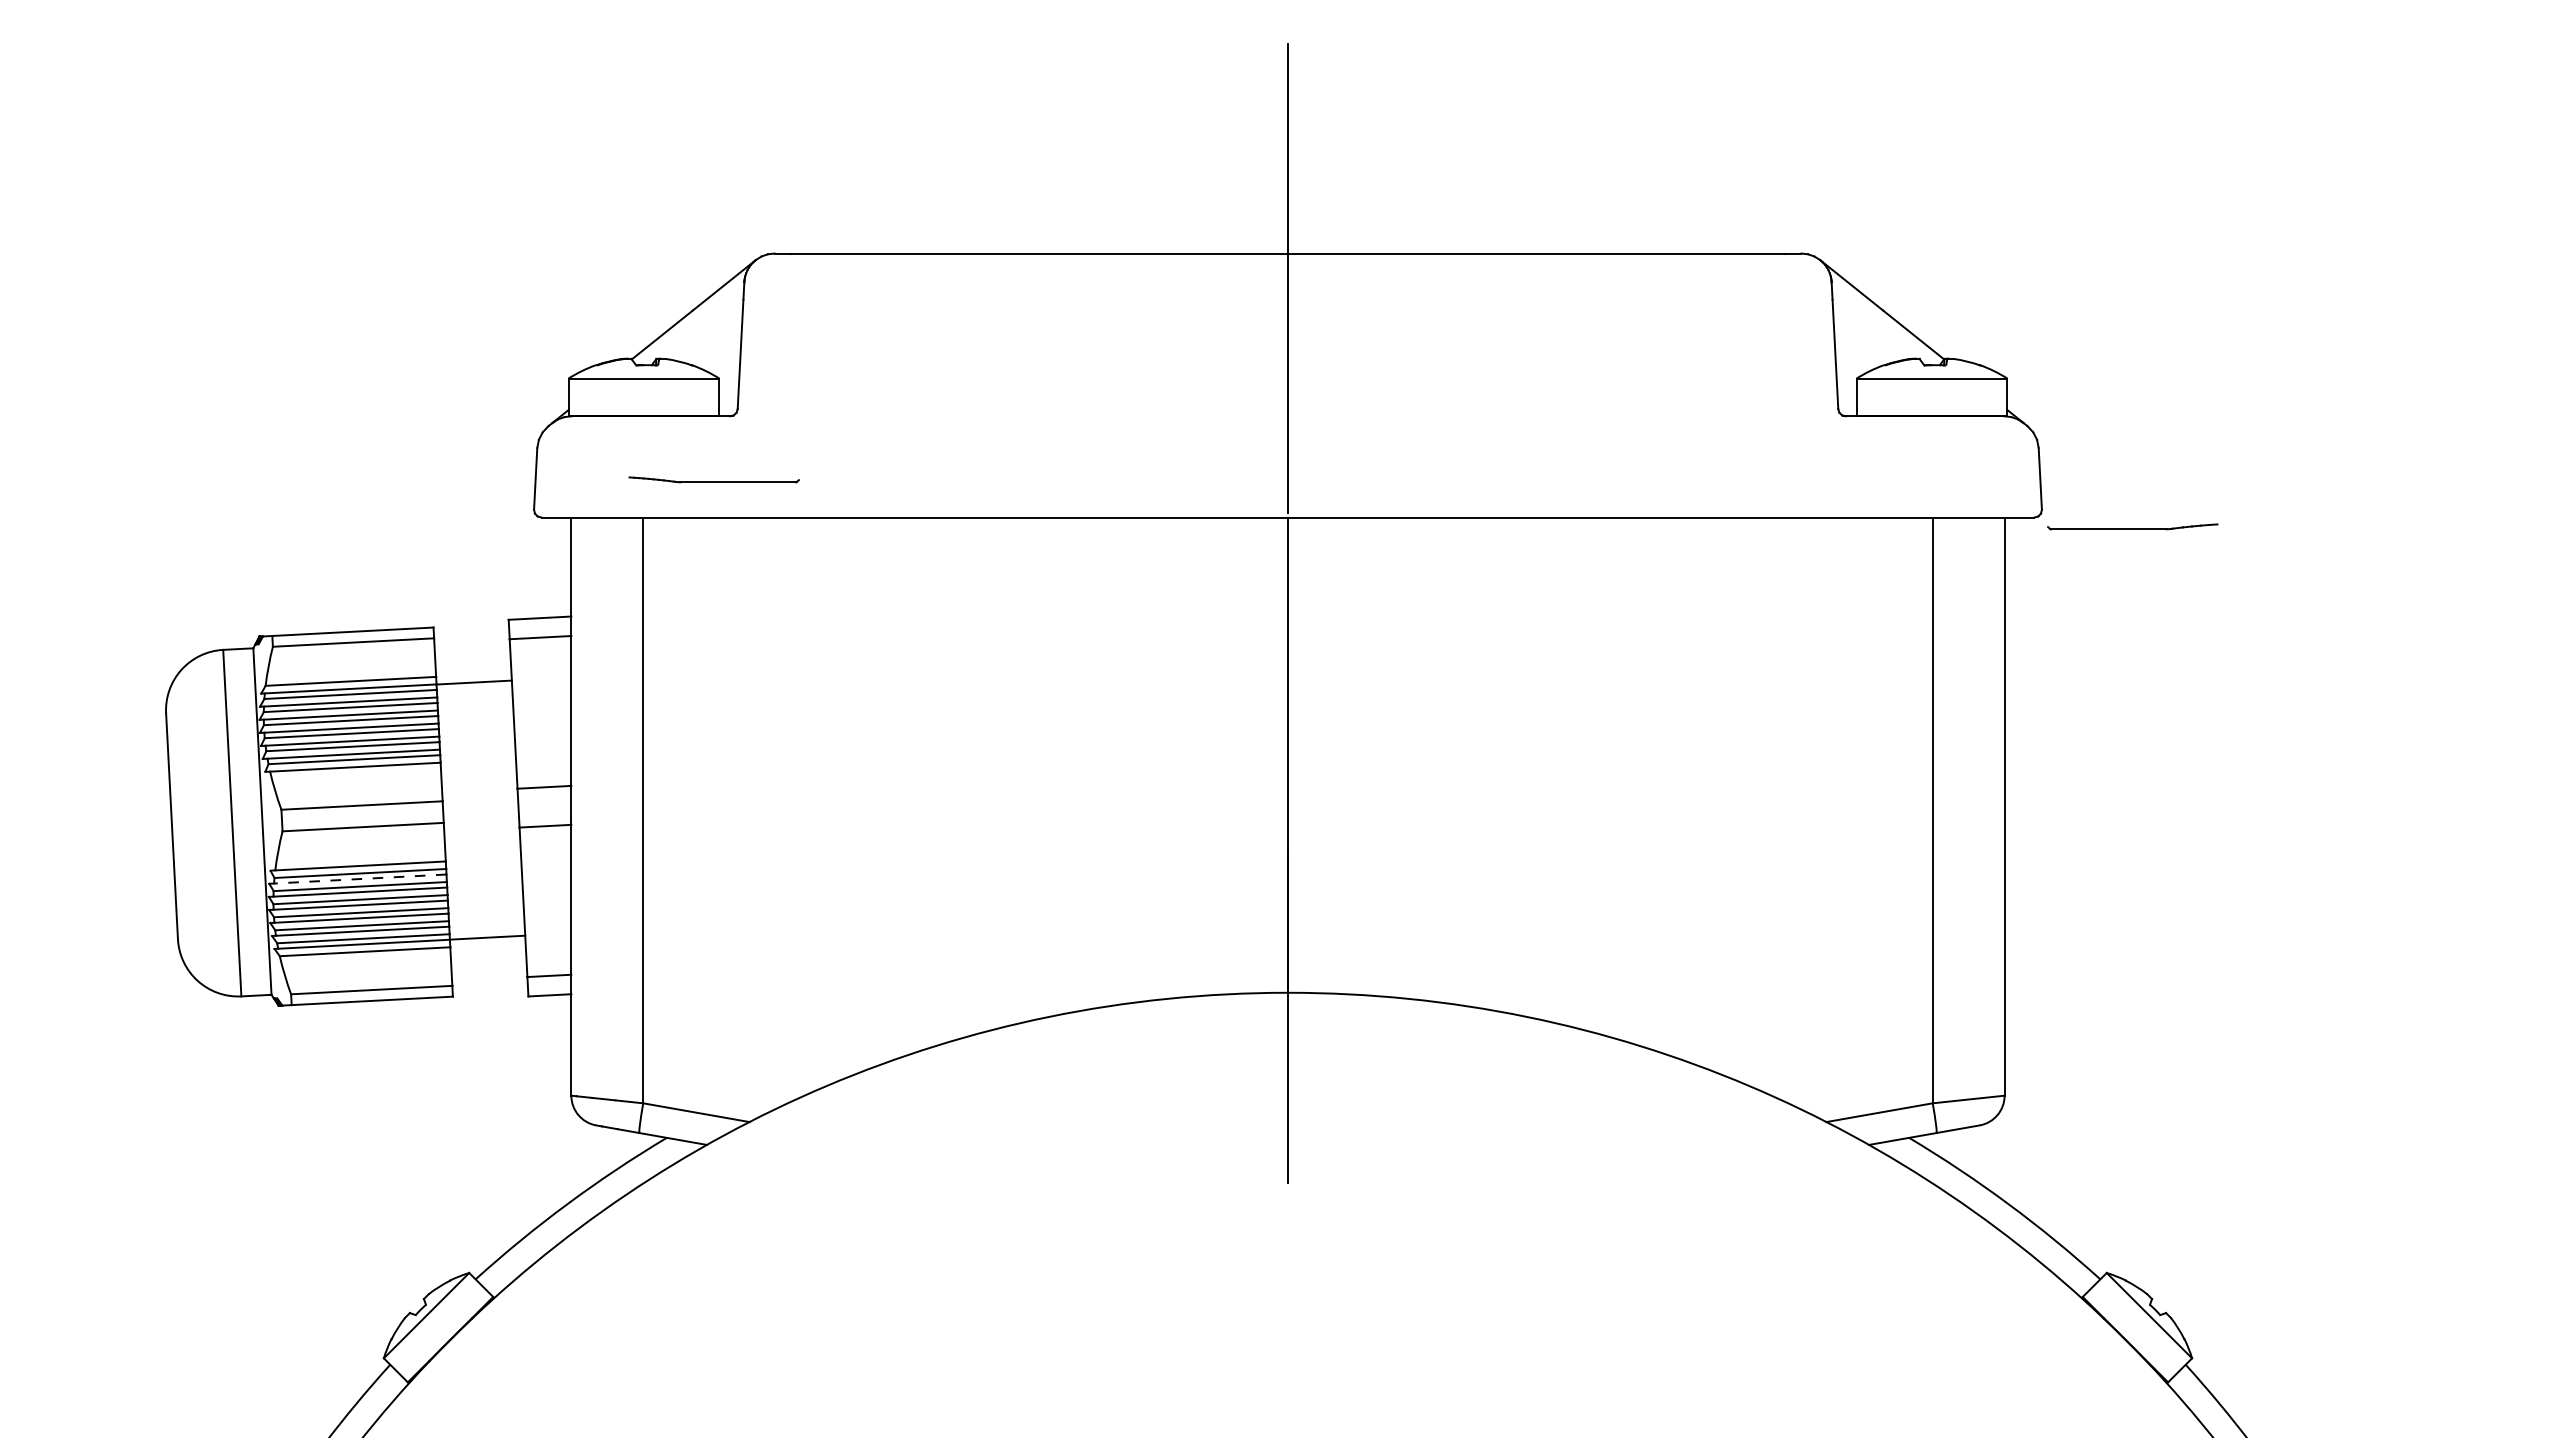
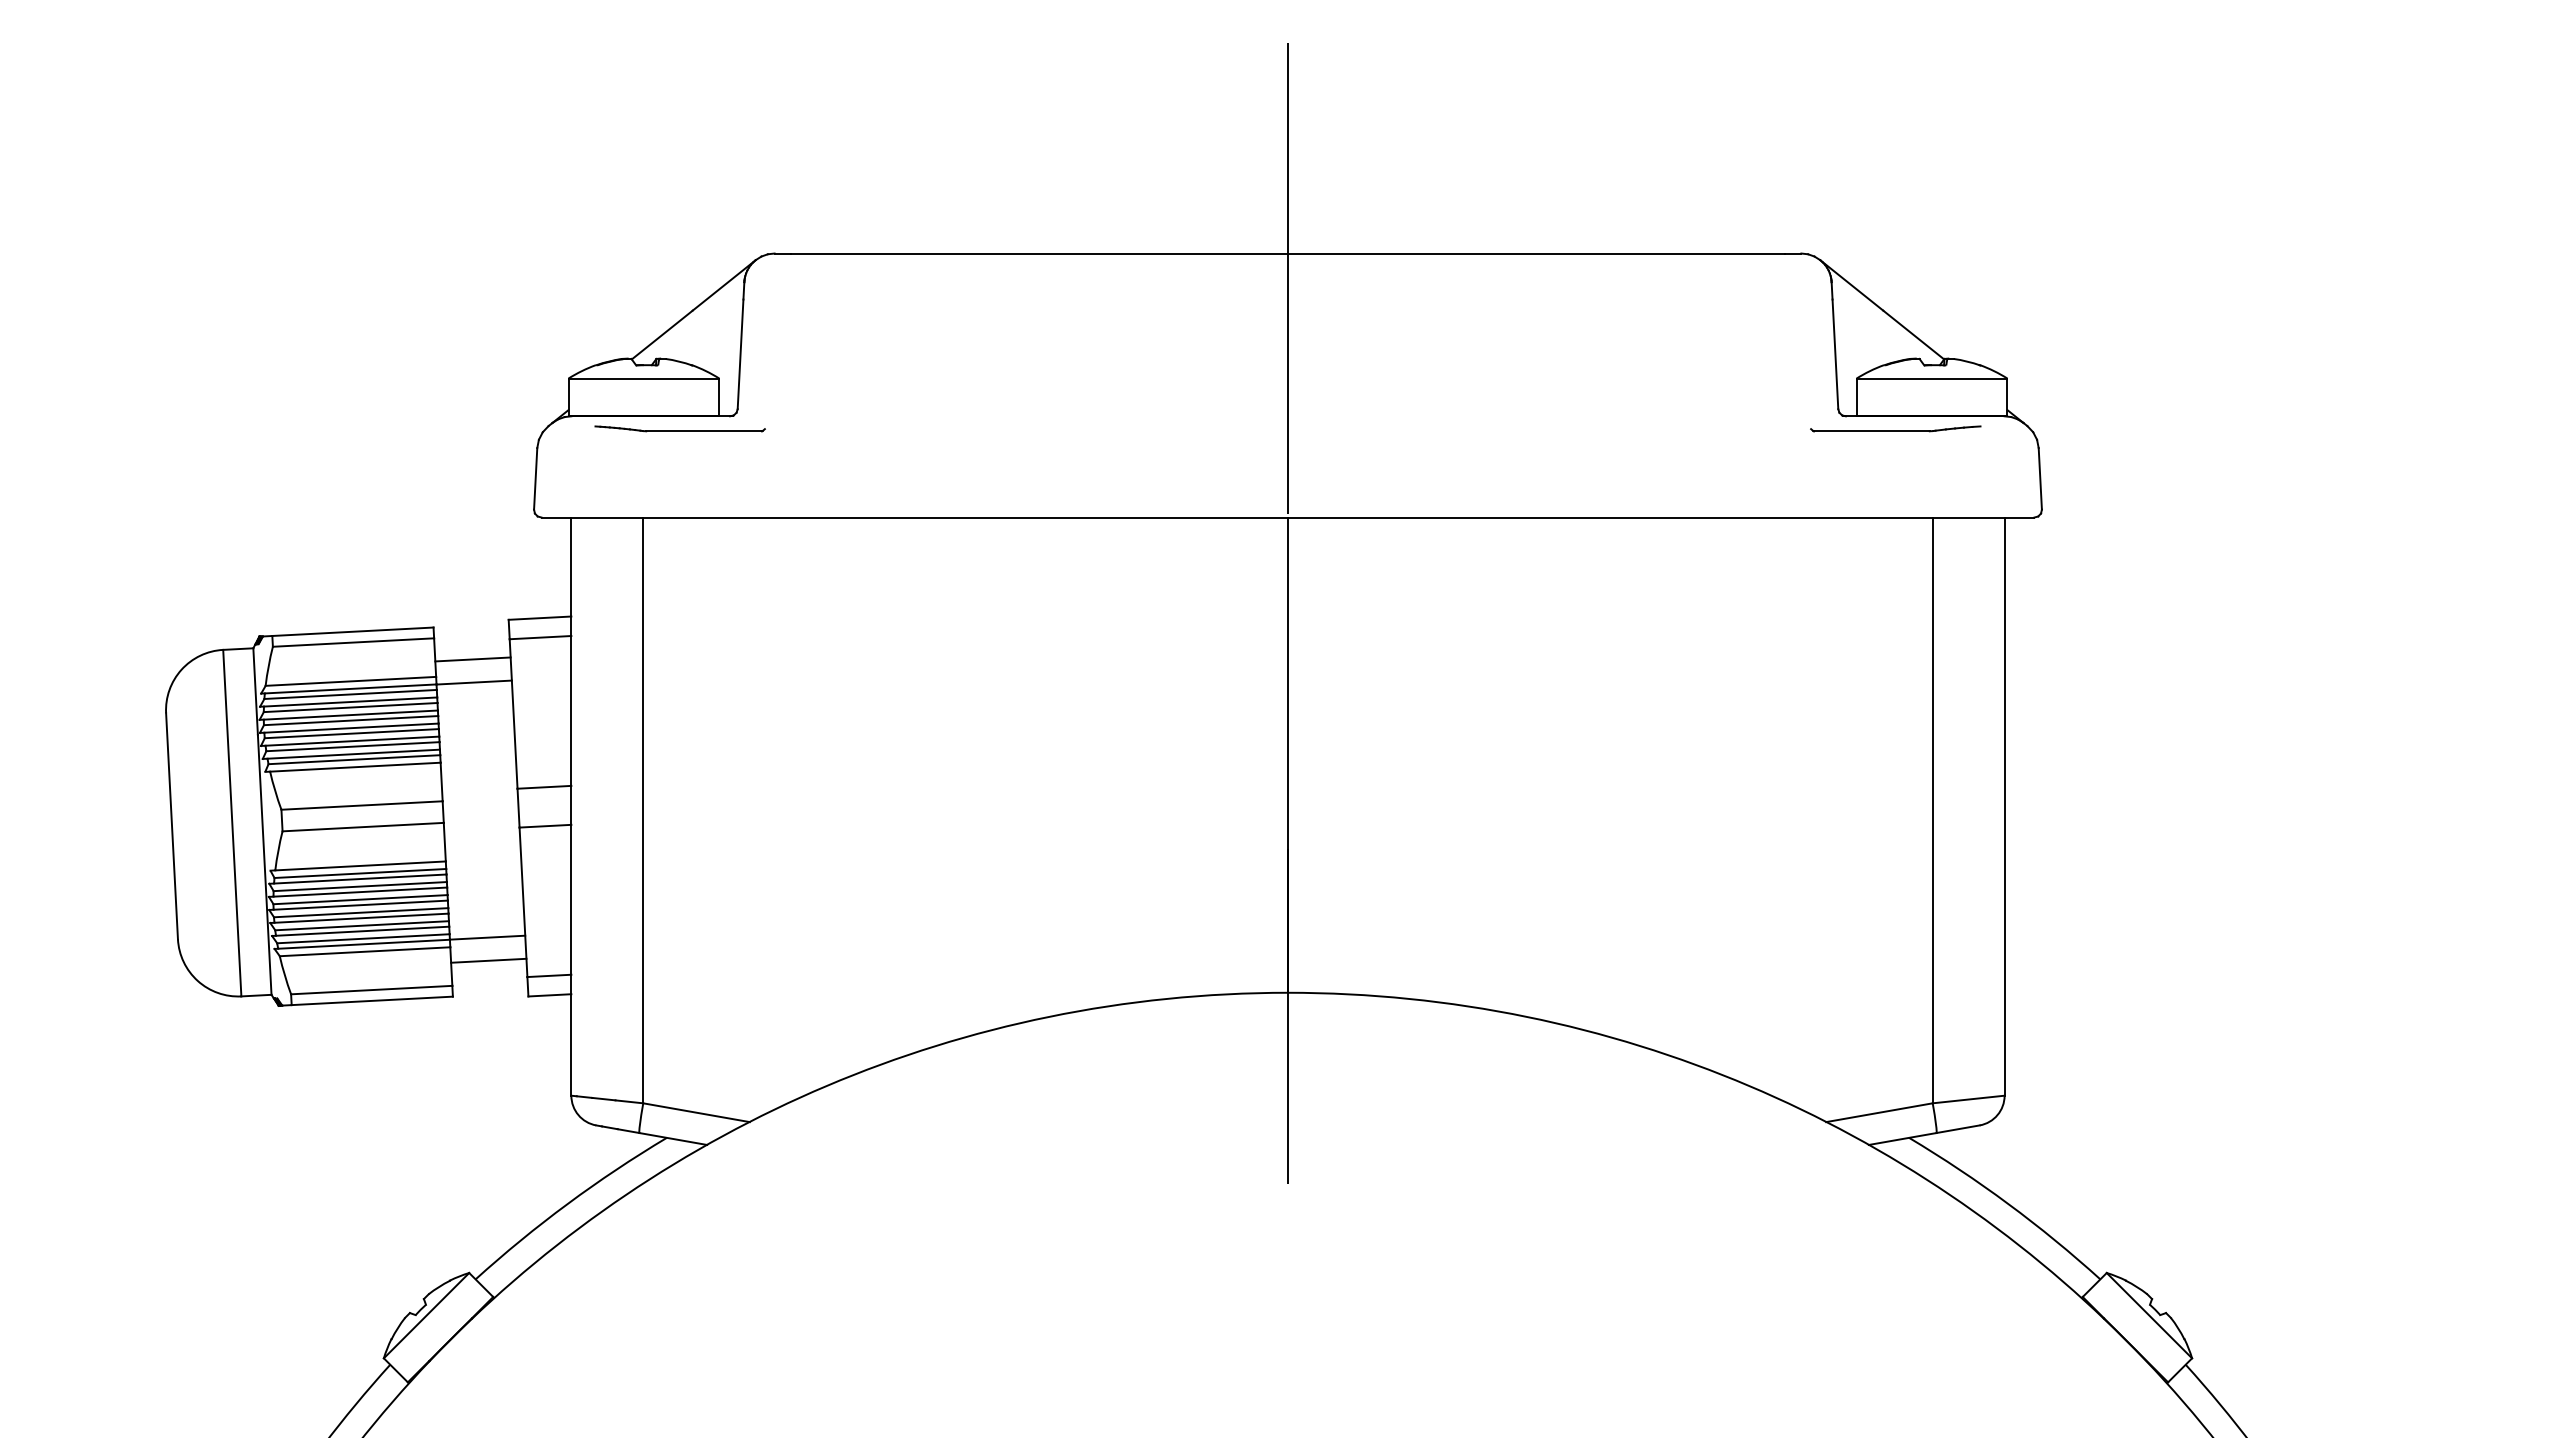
part position: (713, 479) -> (679, 428) (679, 428)
part position: (2132, 526) -> (1895, 428) (1895, 428)
line: none -> present (472, 659)
line: dashed -> solid (359, 879)
line: none -> present (488, 960)
